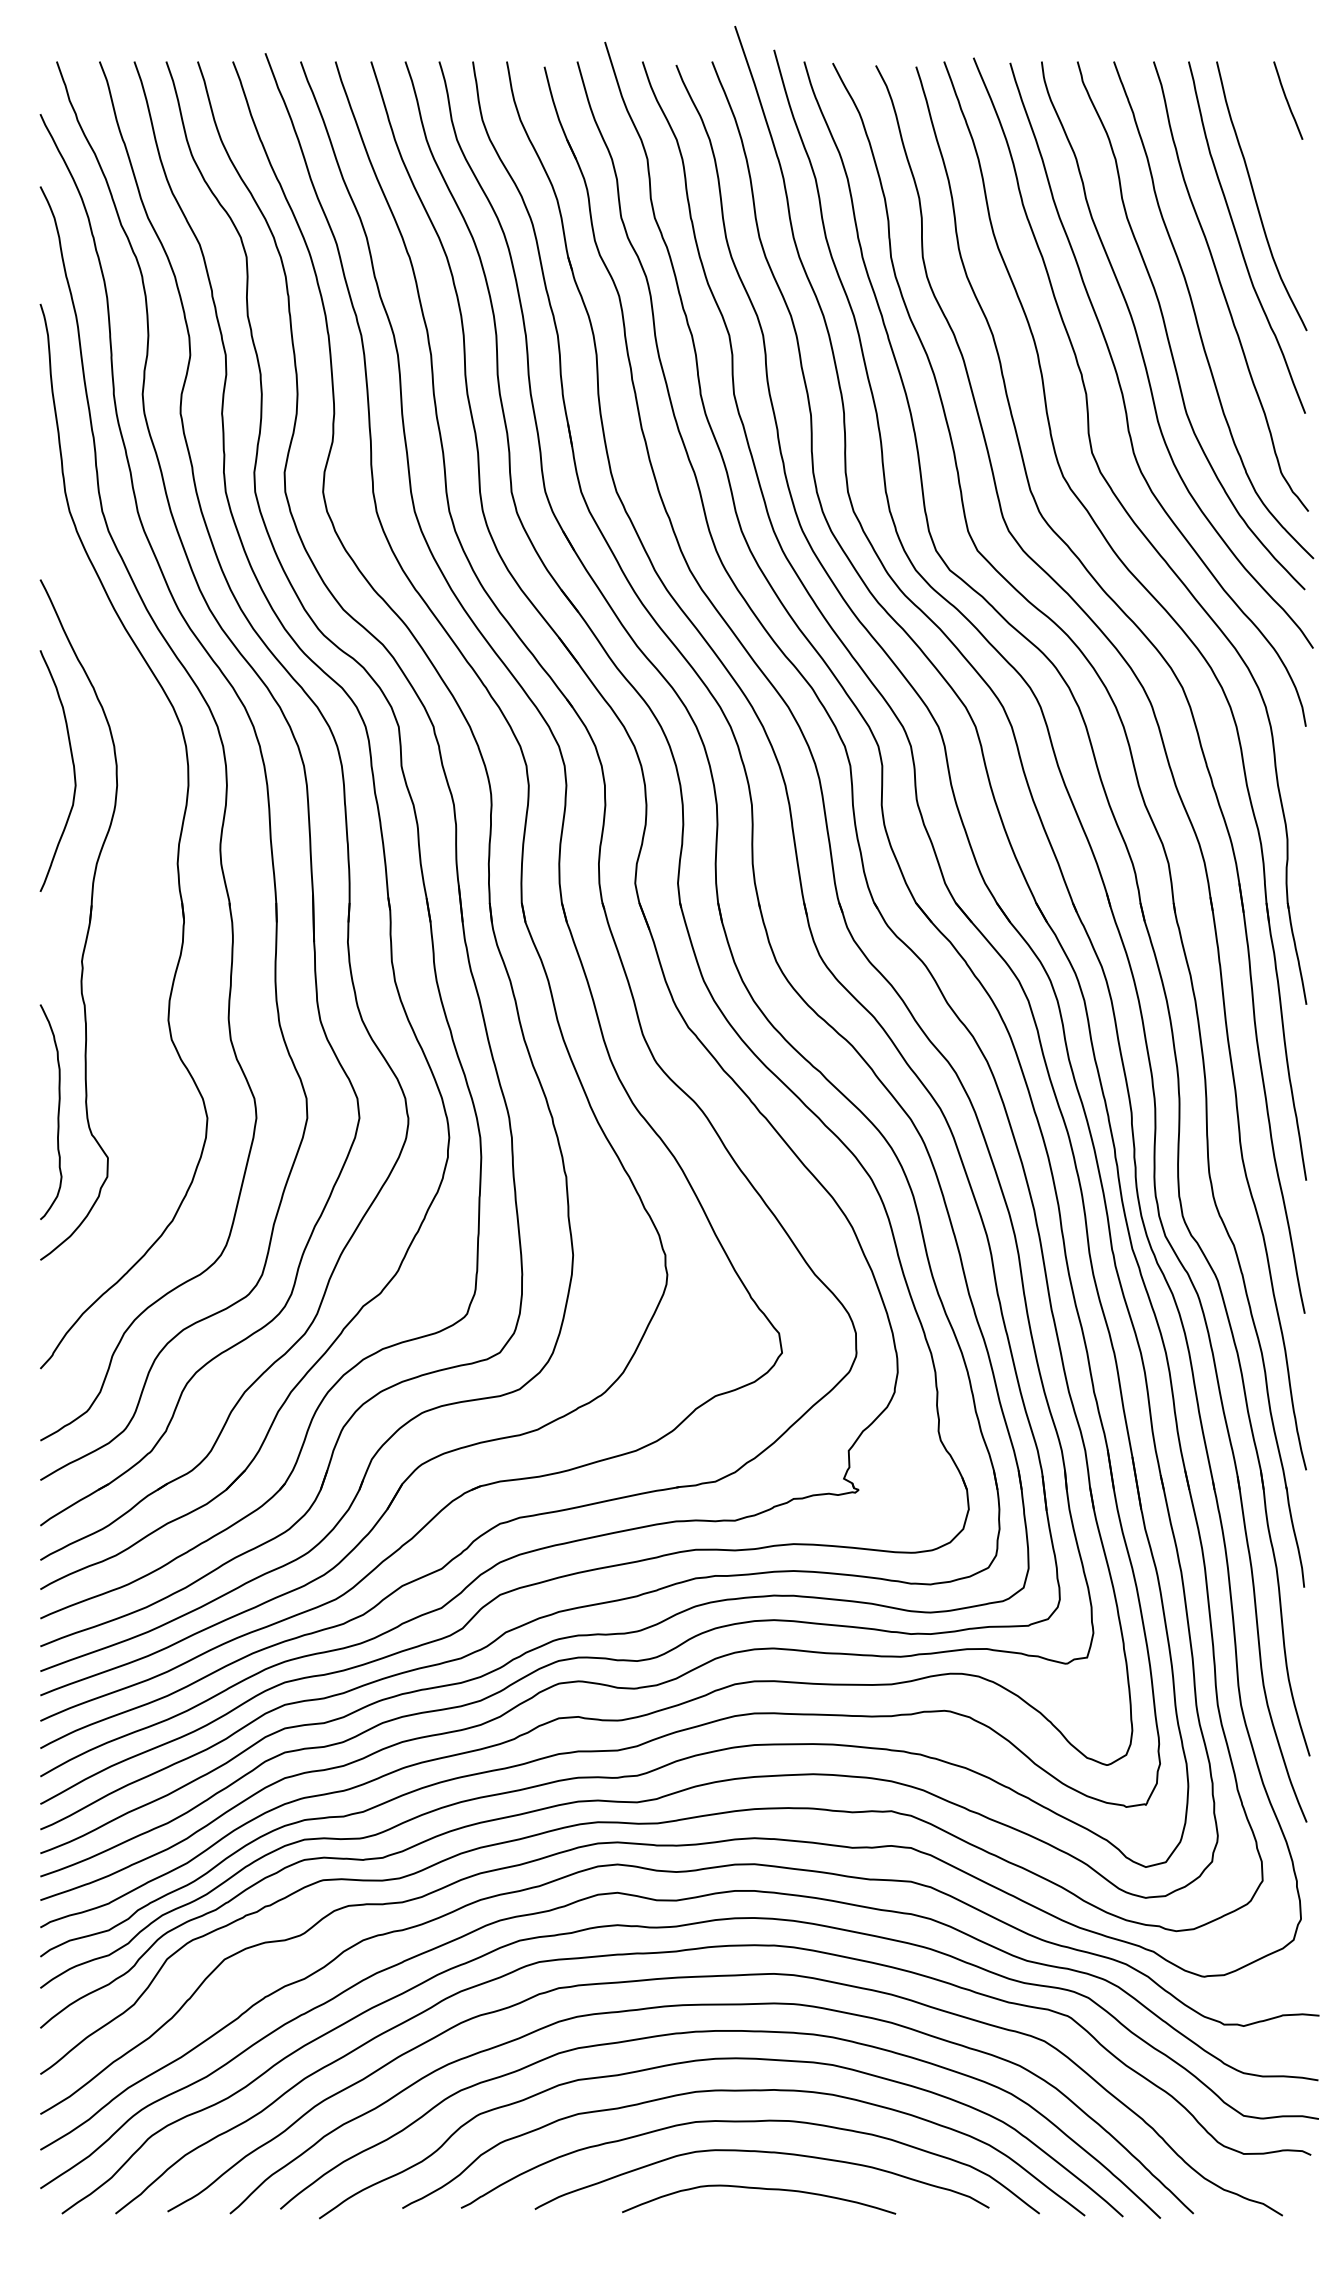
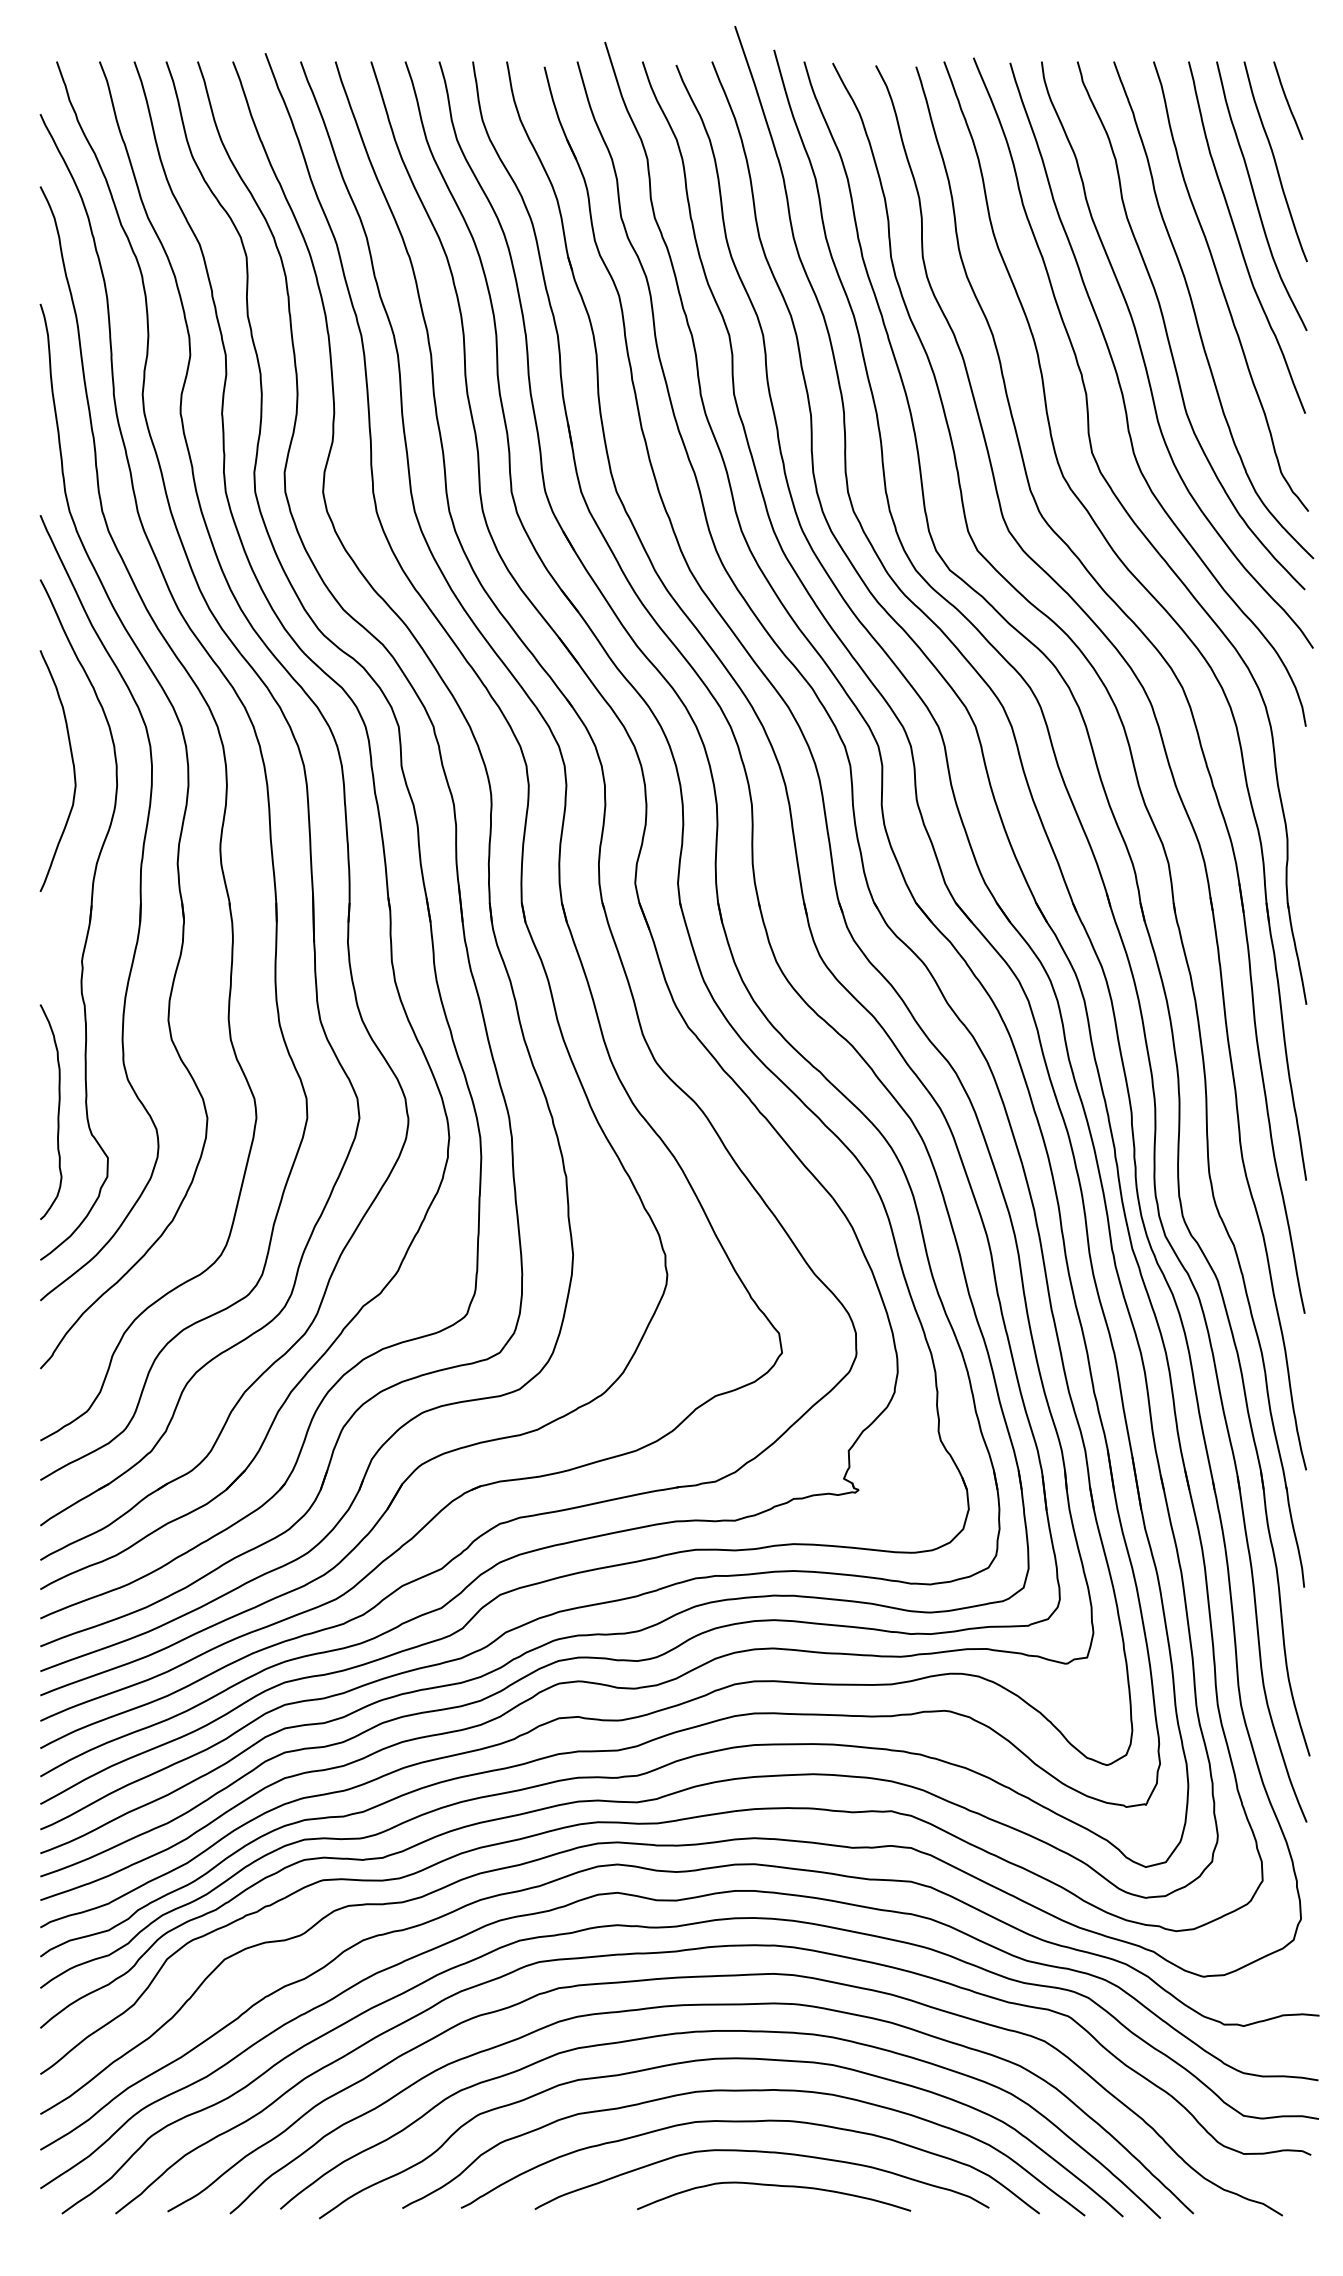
curve: none -> present (1275, 161)
part: none -> present (139, 908)
curve position: (759, 2189) -> (774, 2186) (774, 2186)
